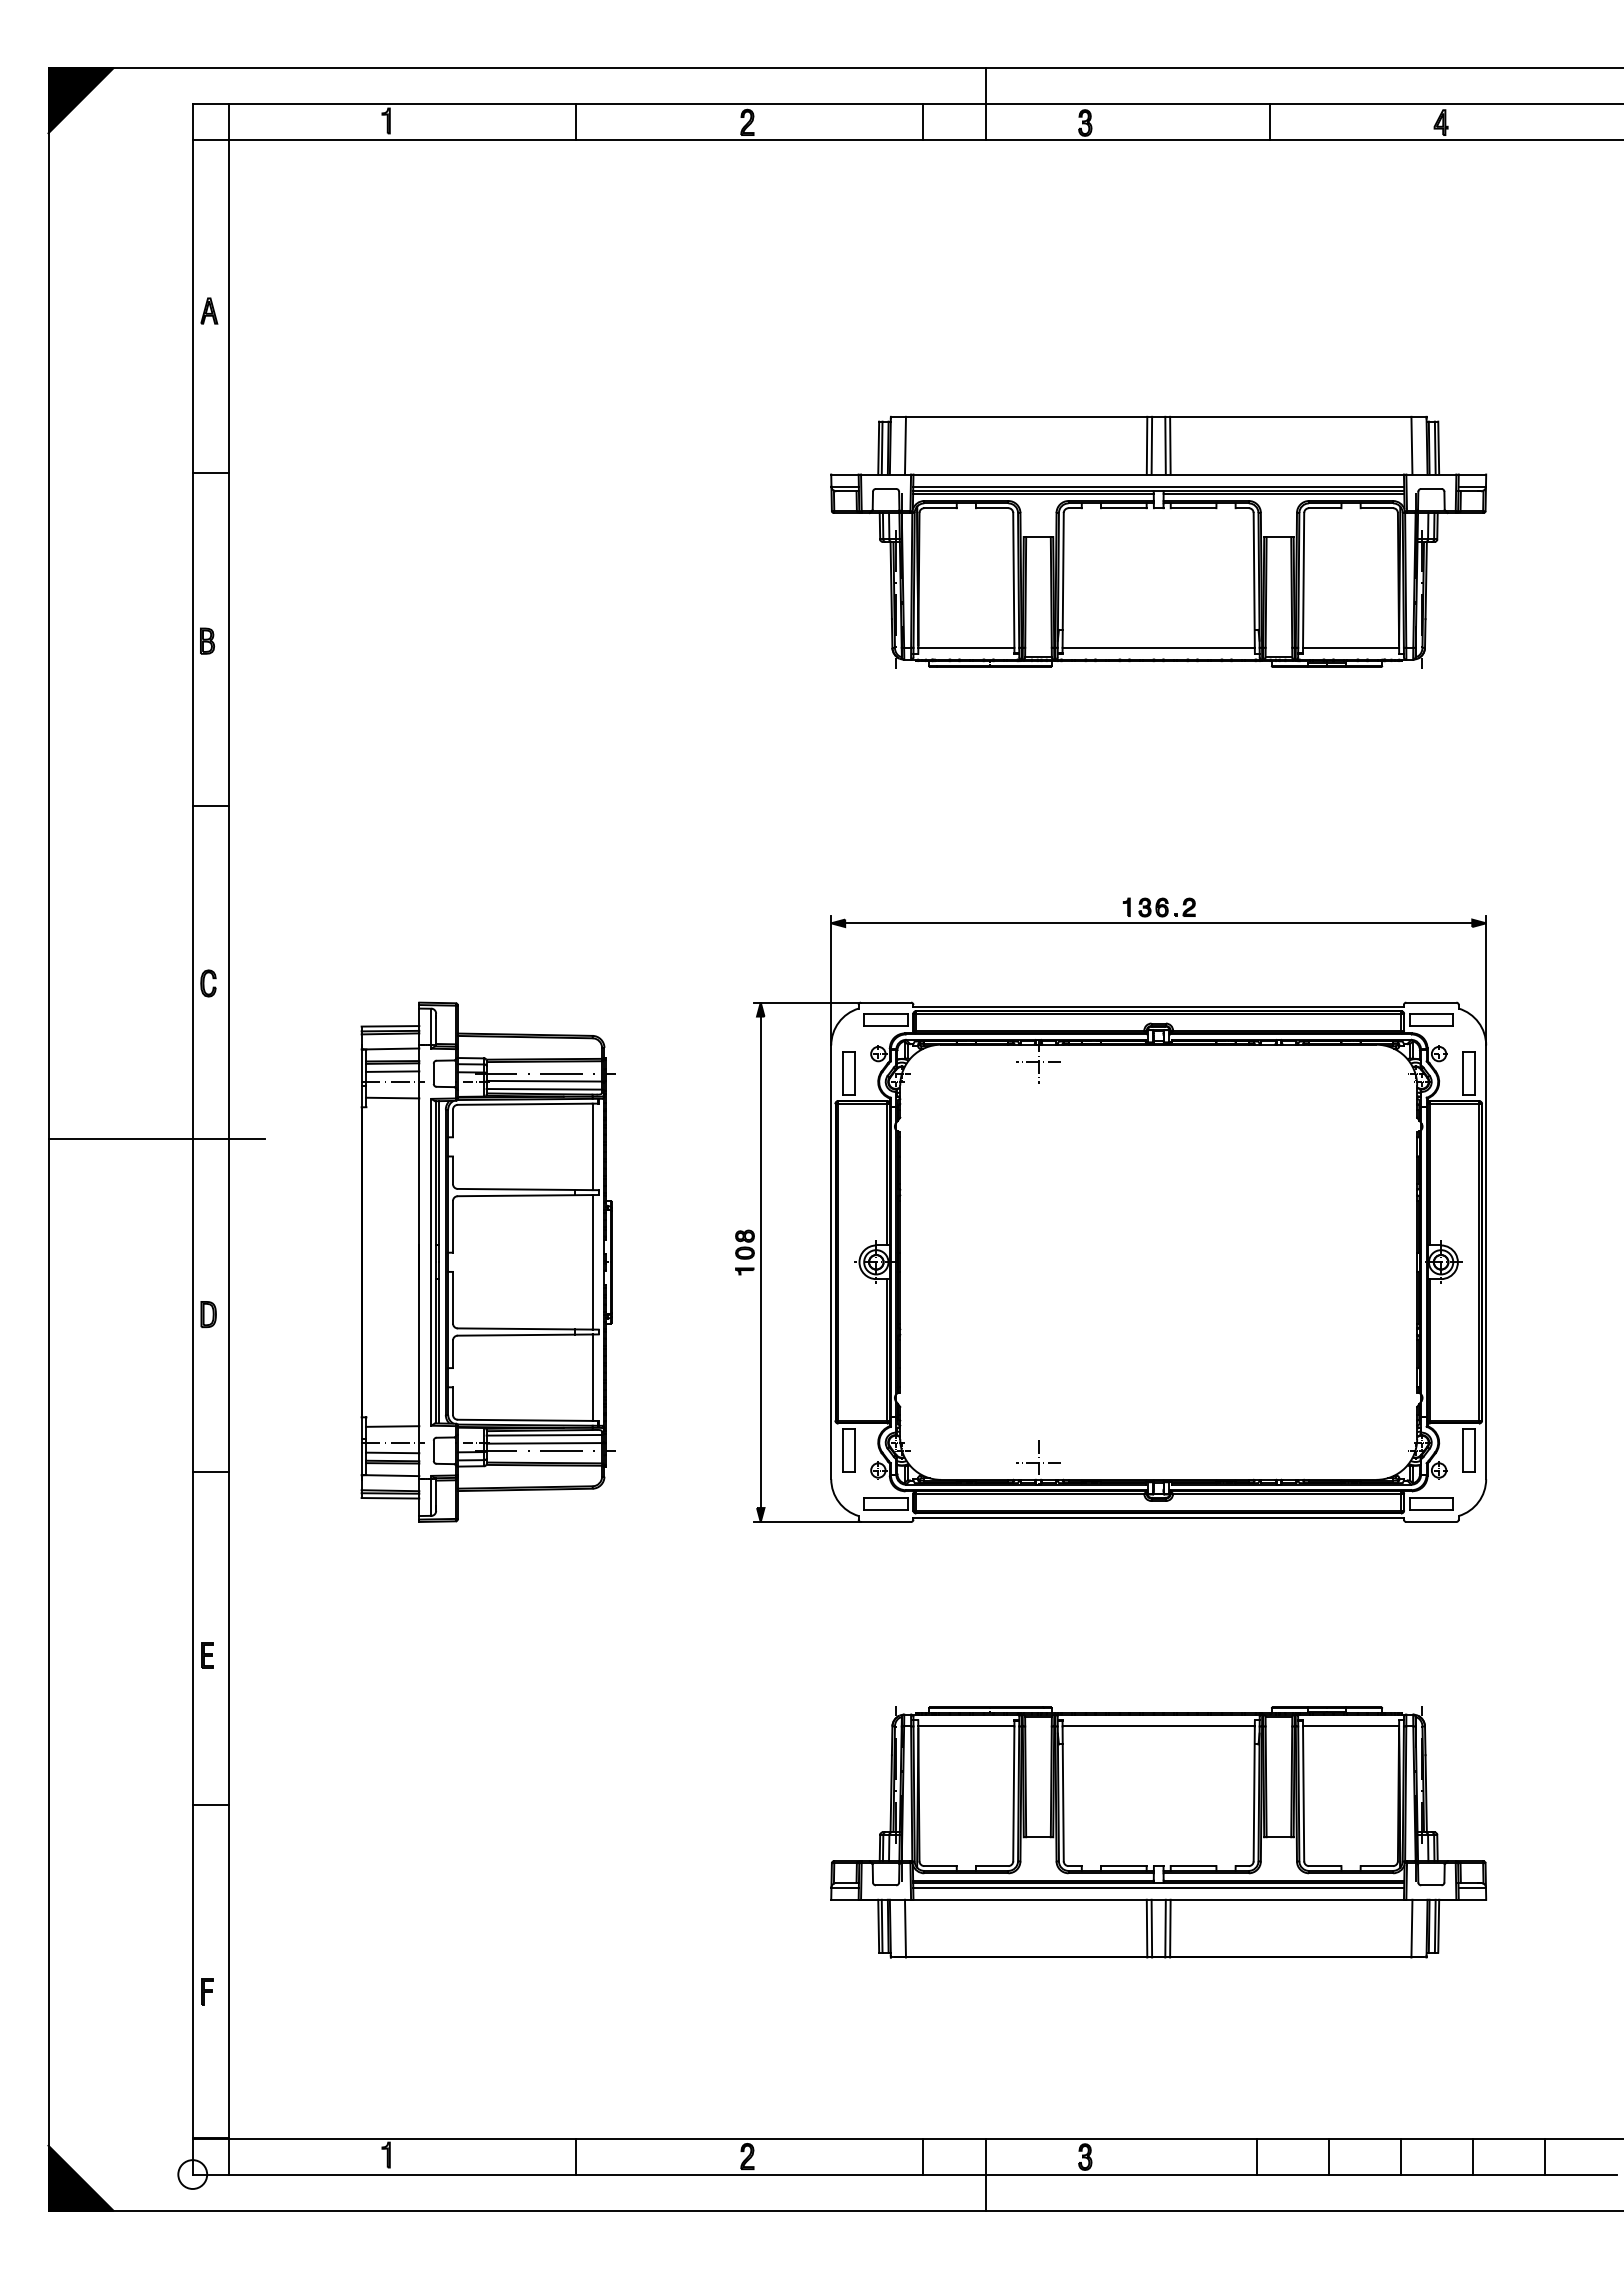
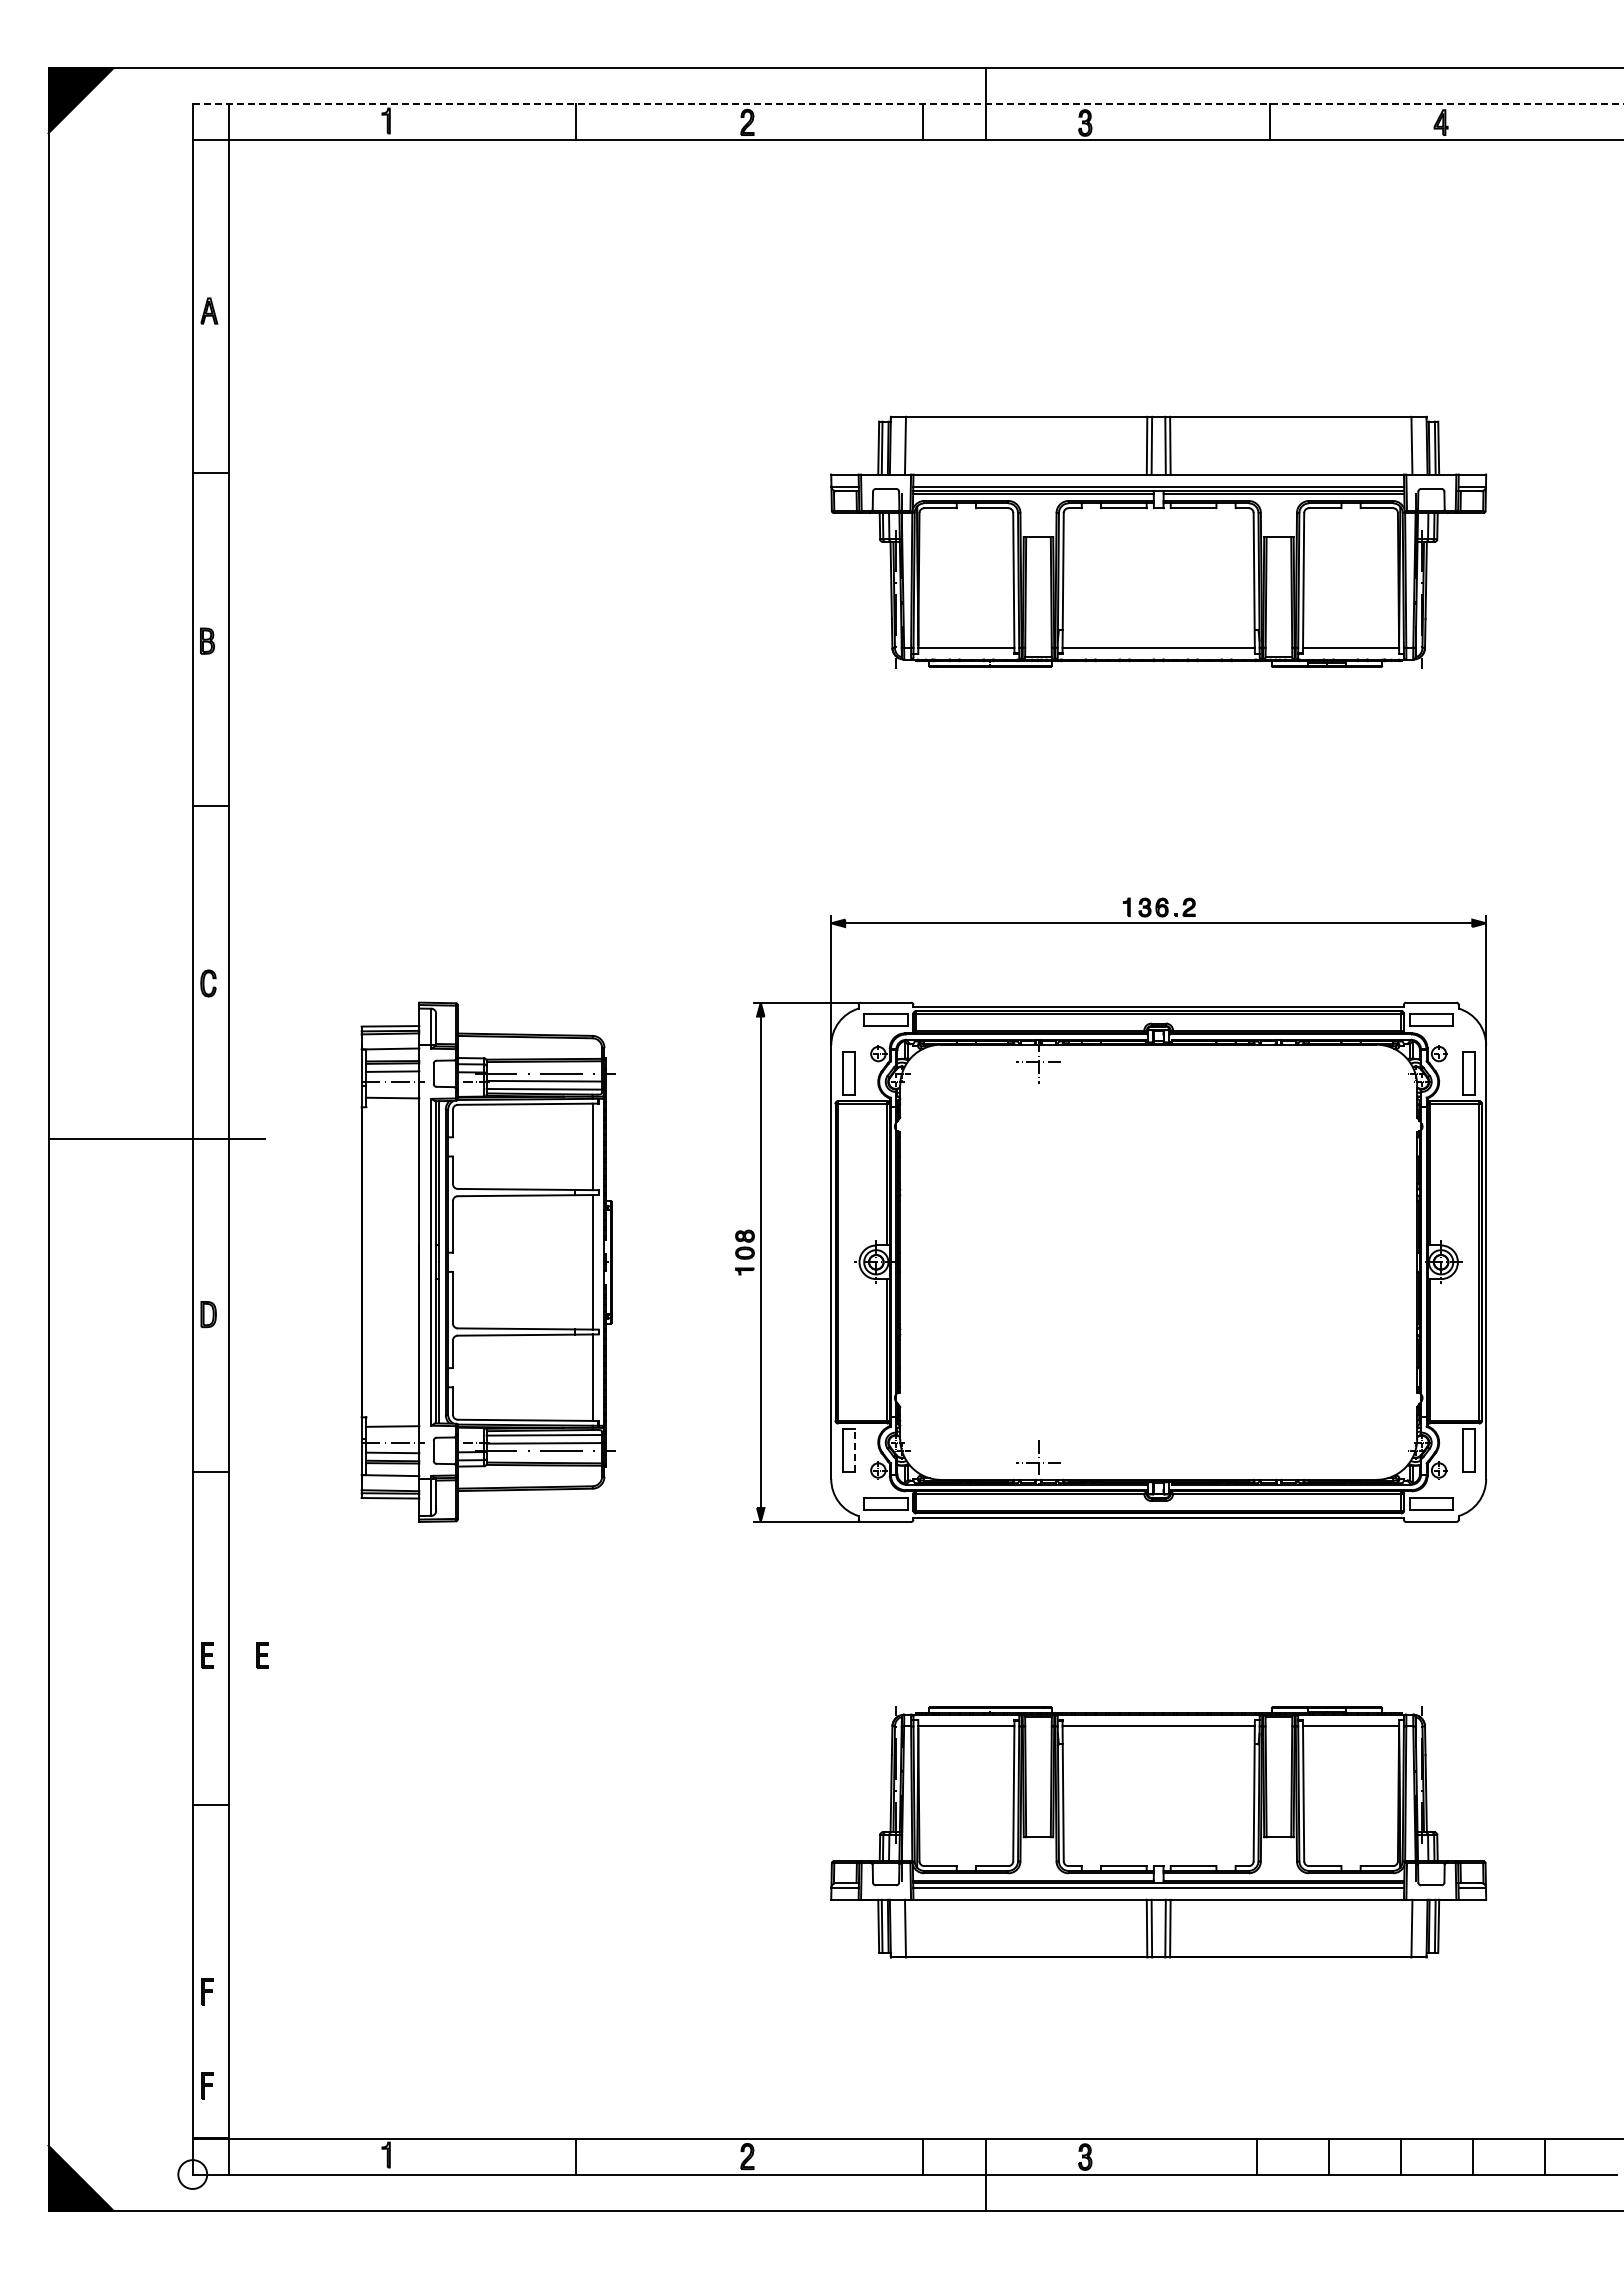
line: solid -> dashed (908, 104)
line: solid -> dashed (854, 1450)
part: none -> present (262, 1655)
part: none -> present (207, 2085)
